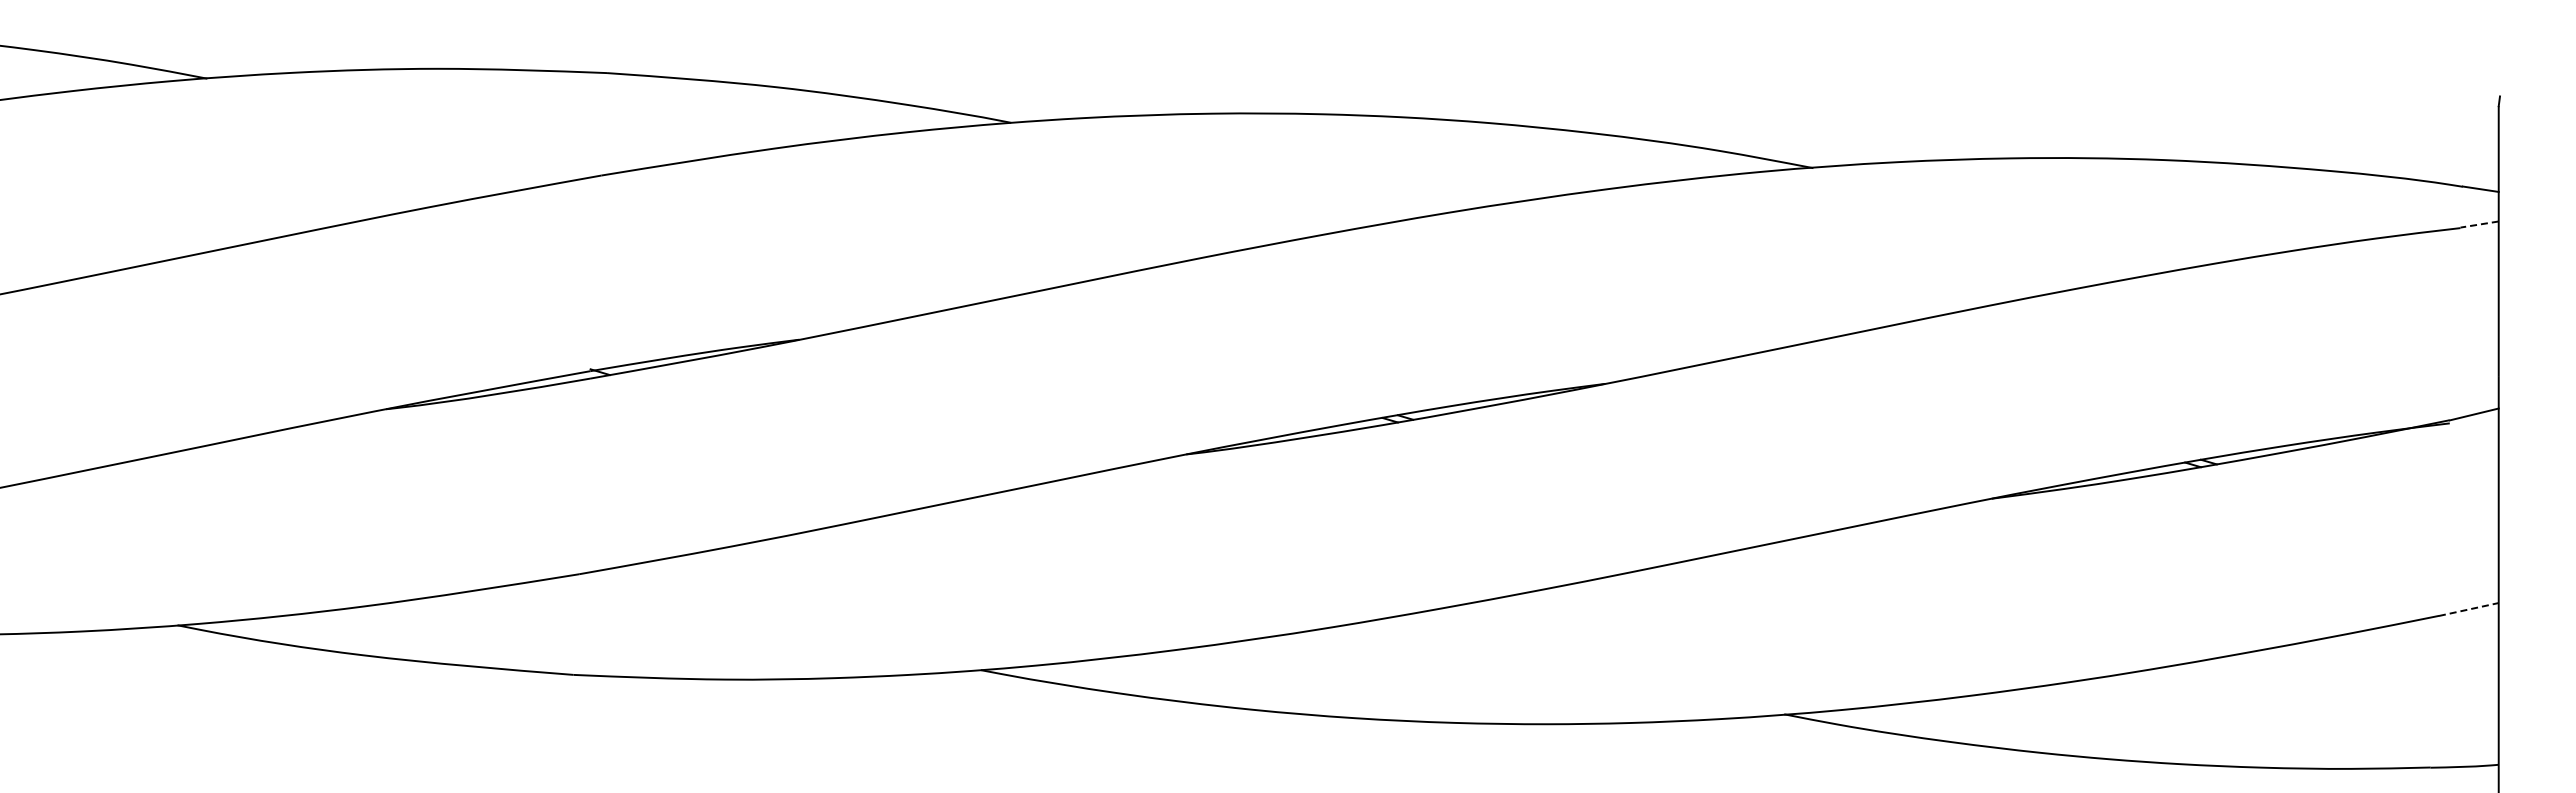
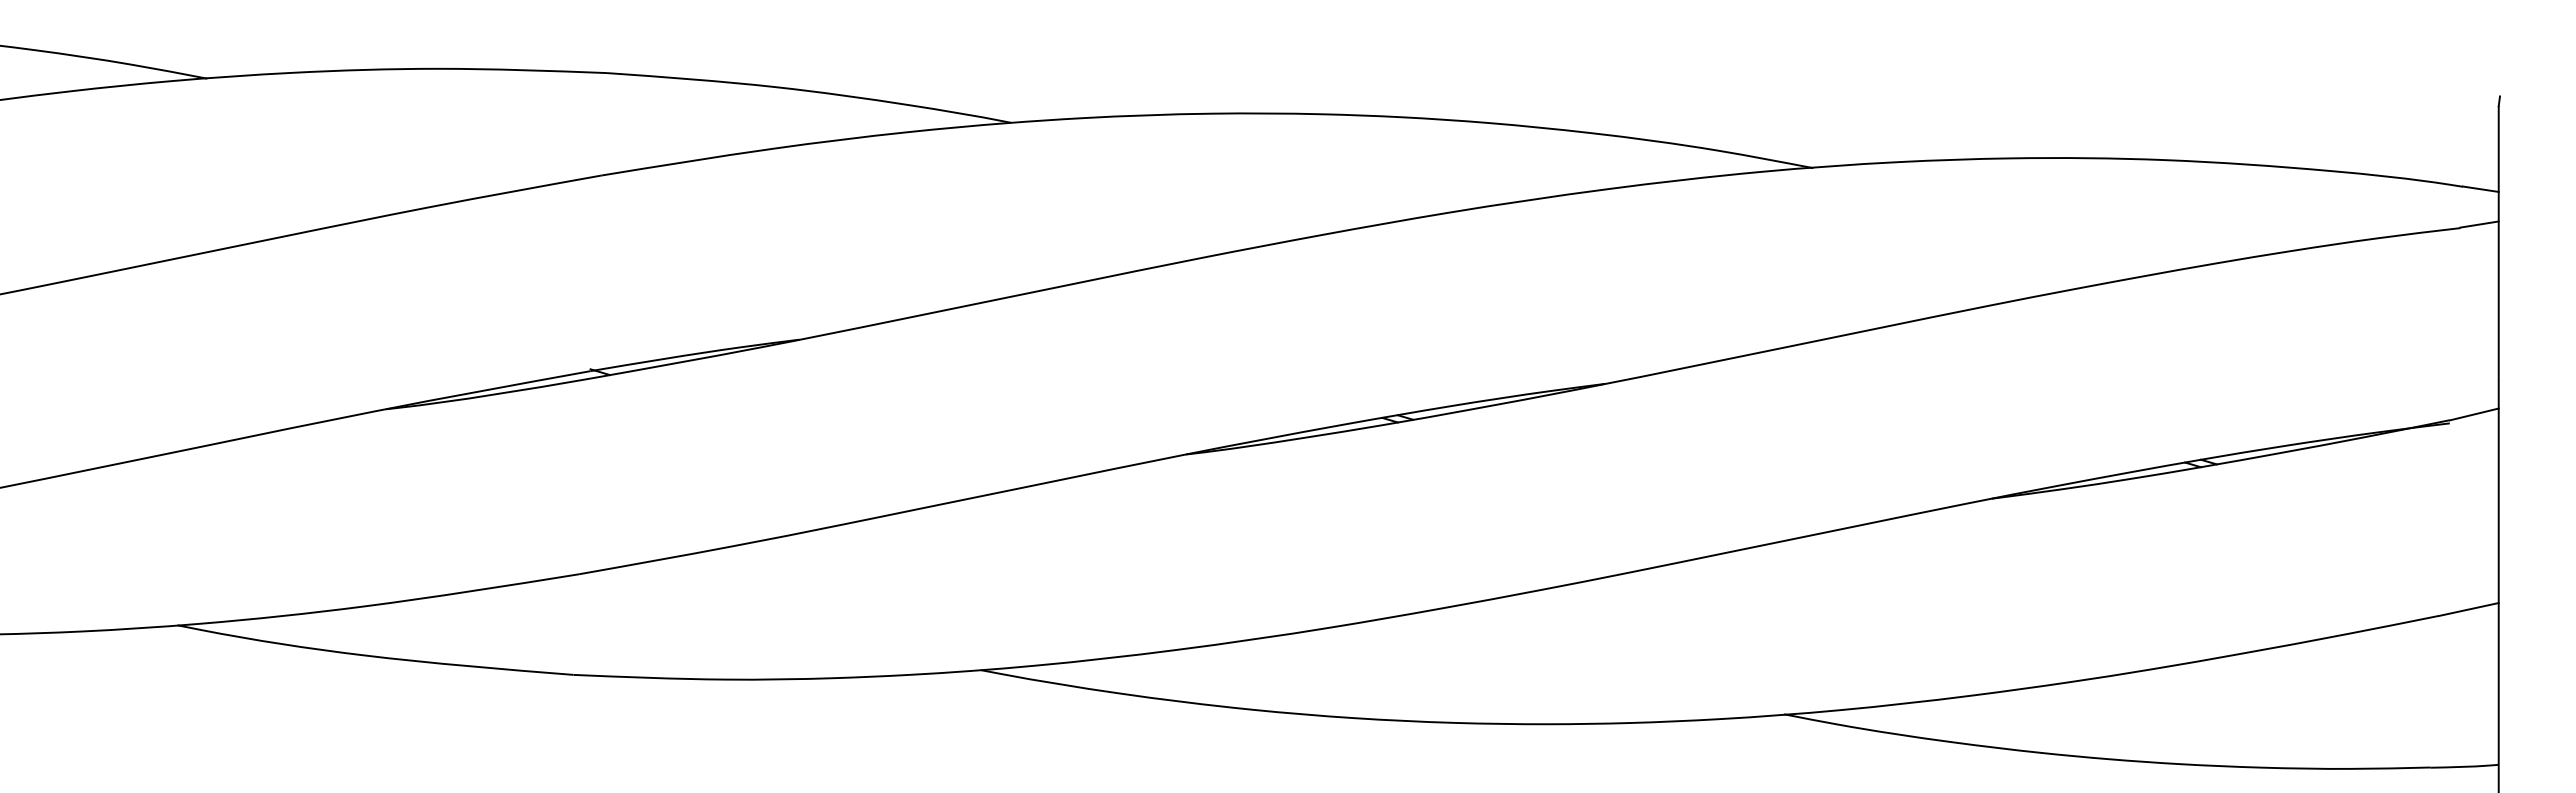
line: dashed -> solid (2479, 224)
line: dashed -> solid (2468, 609)
